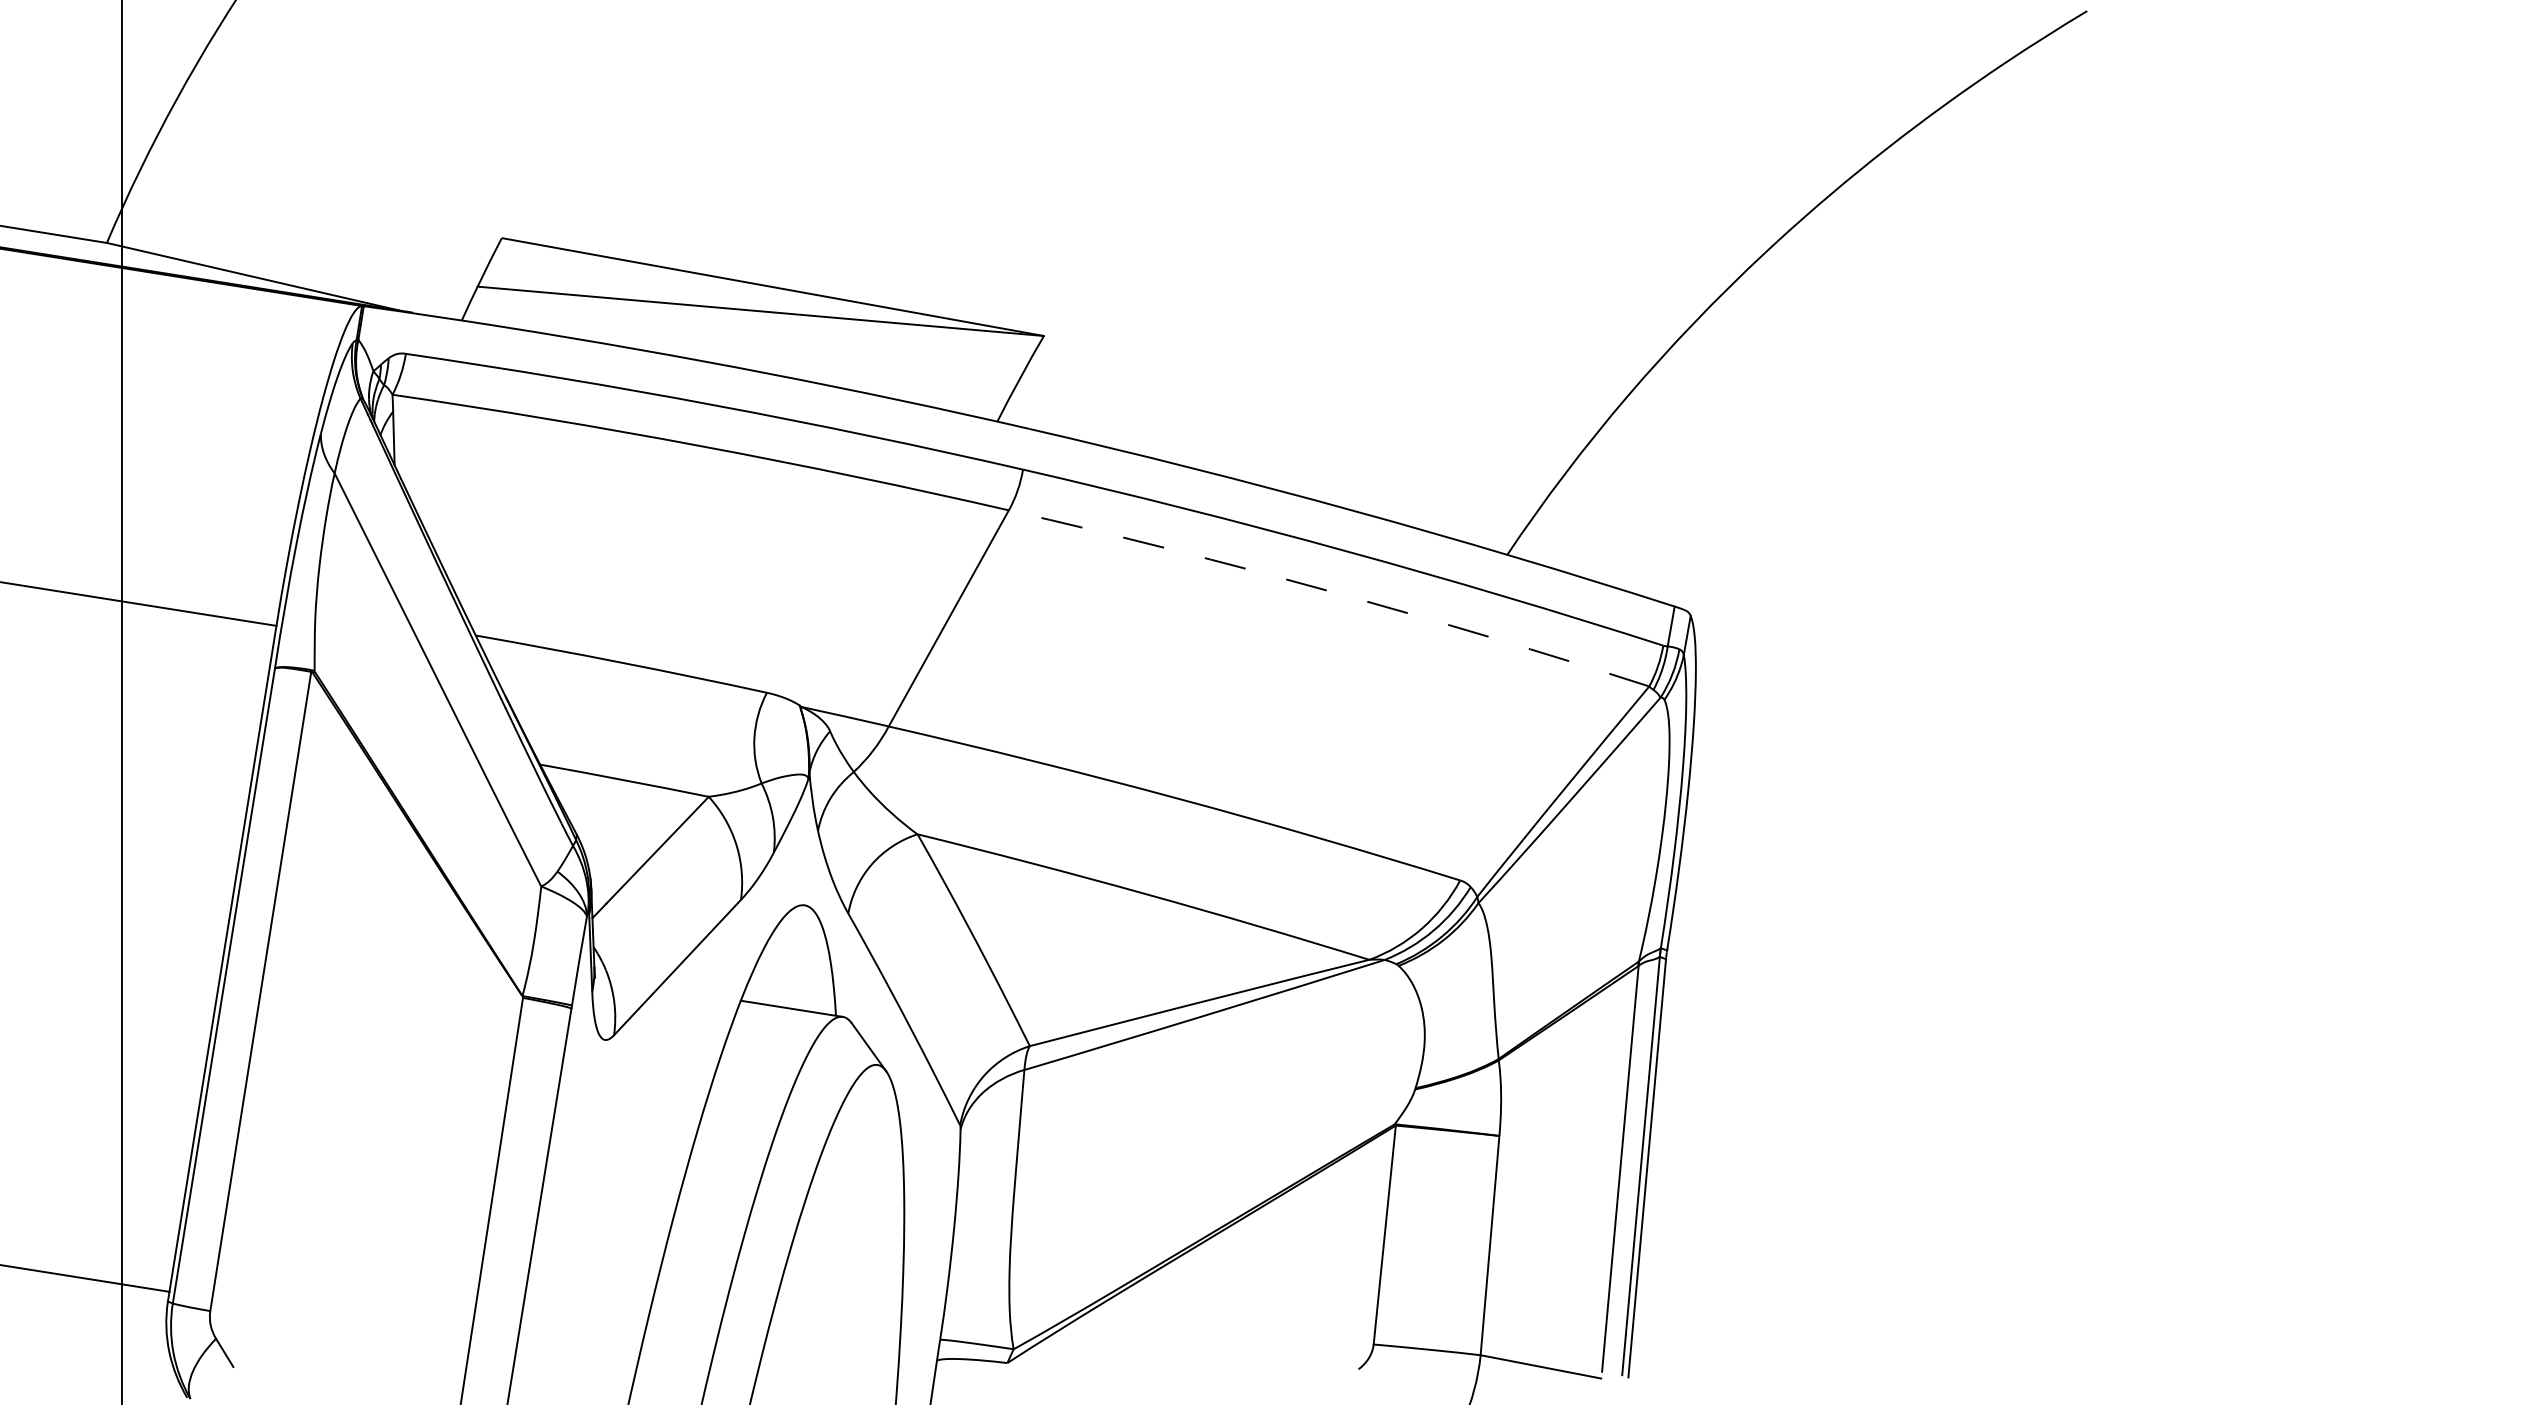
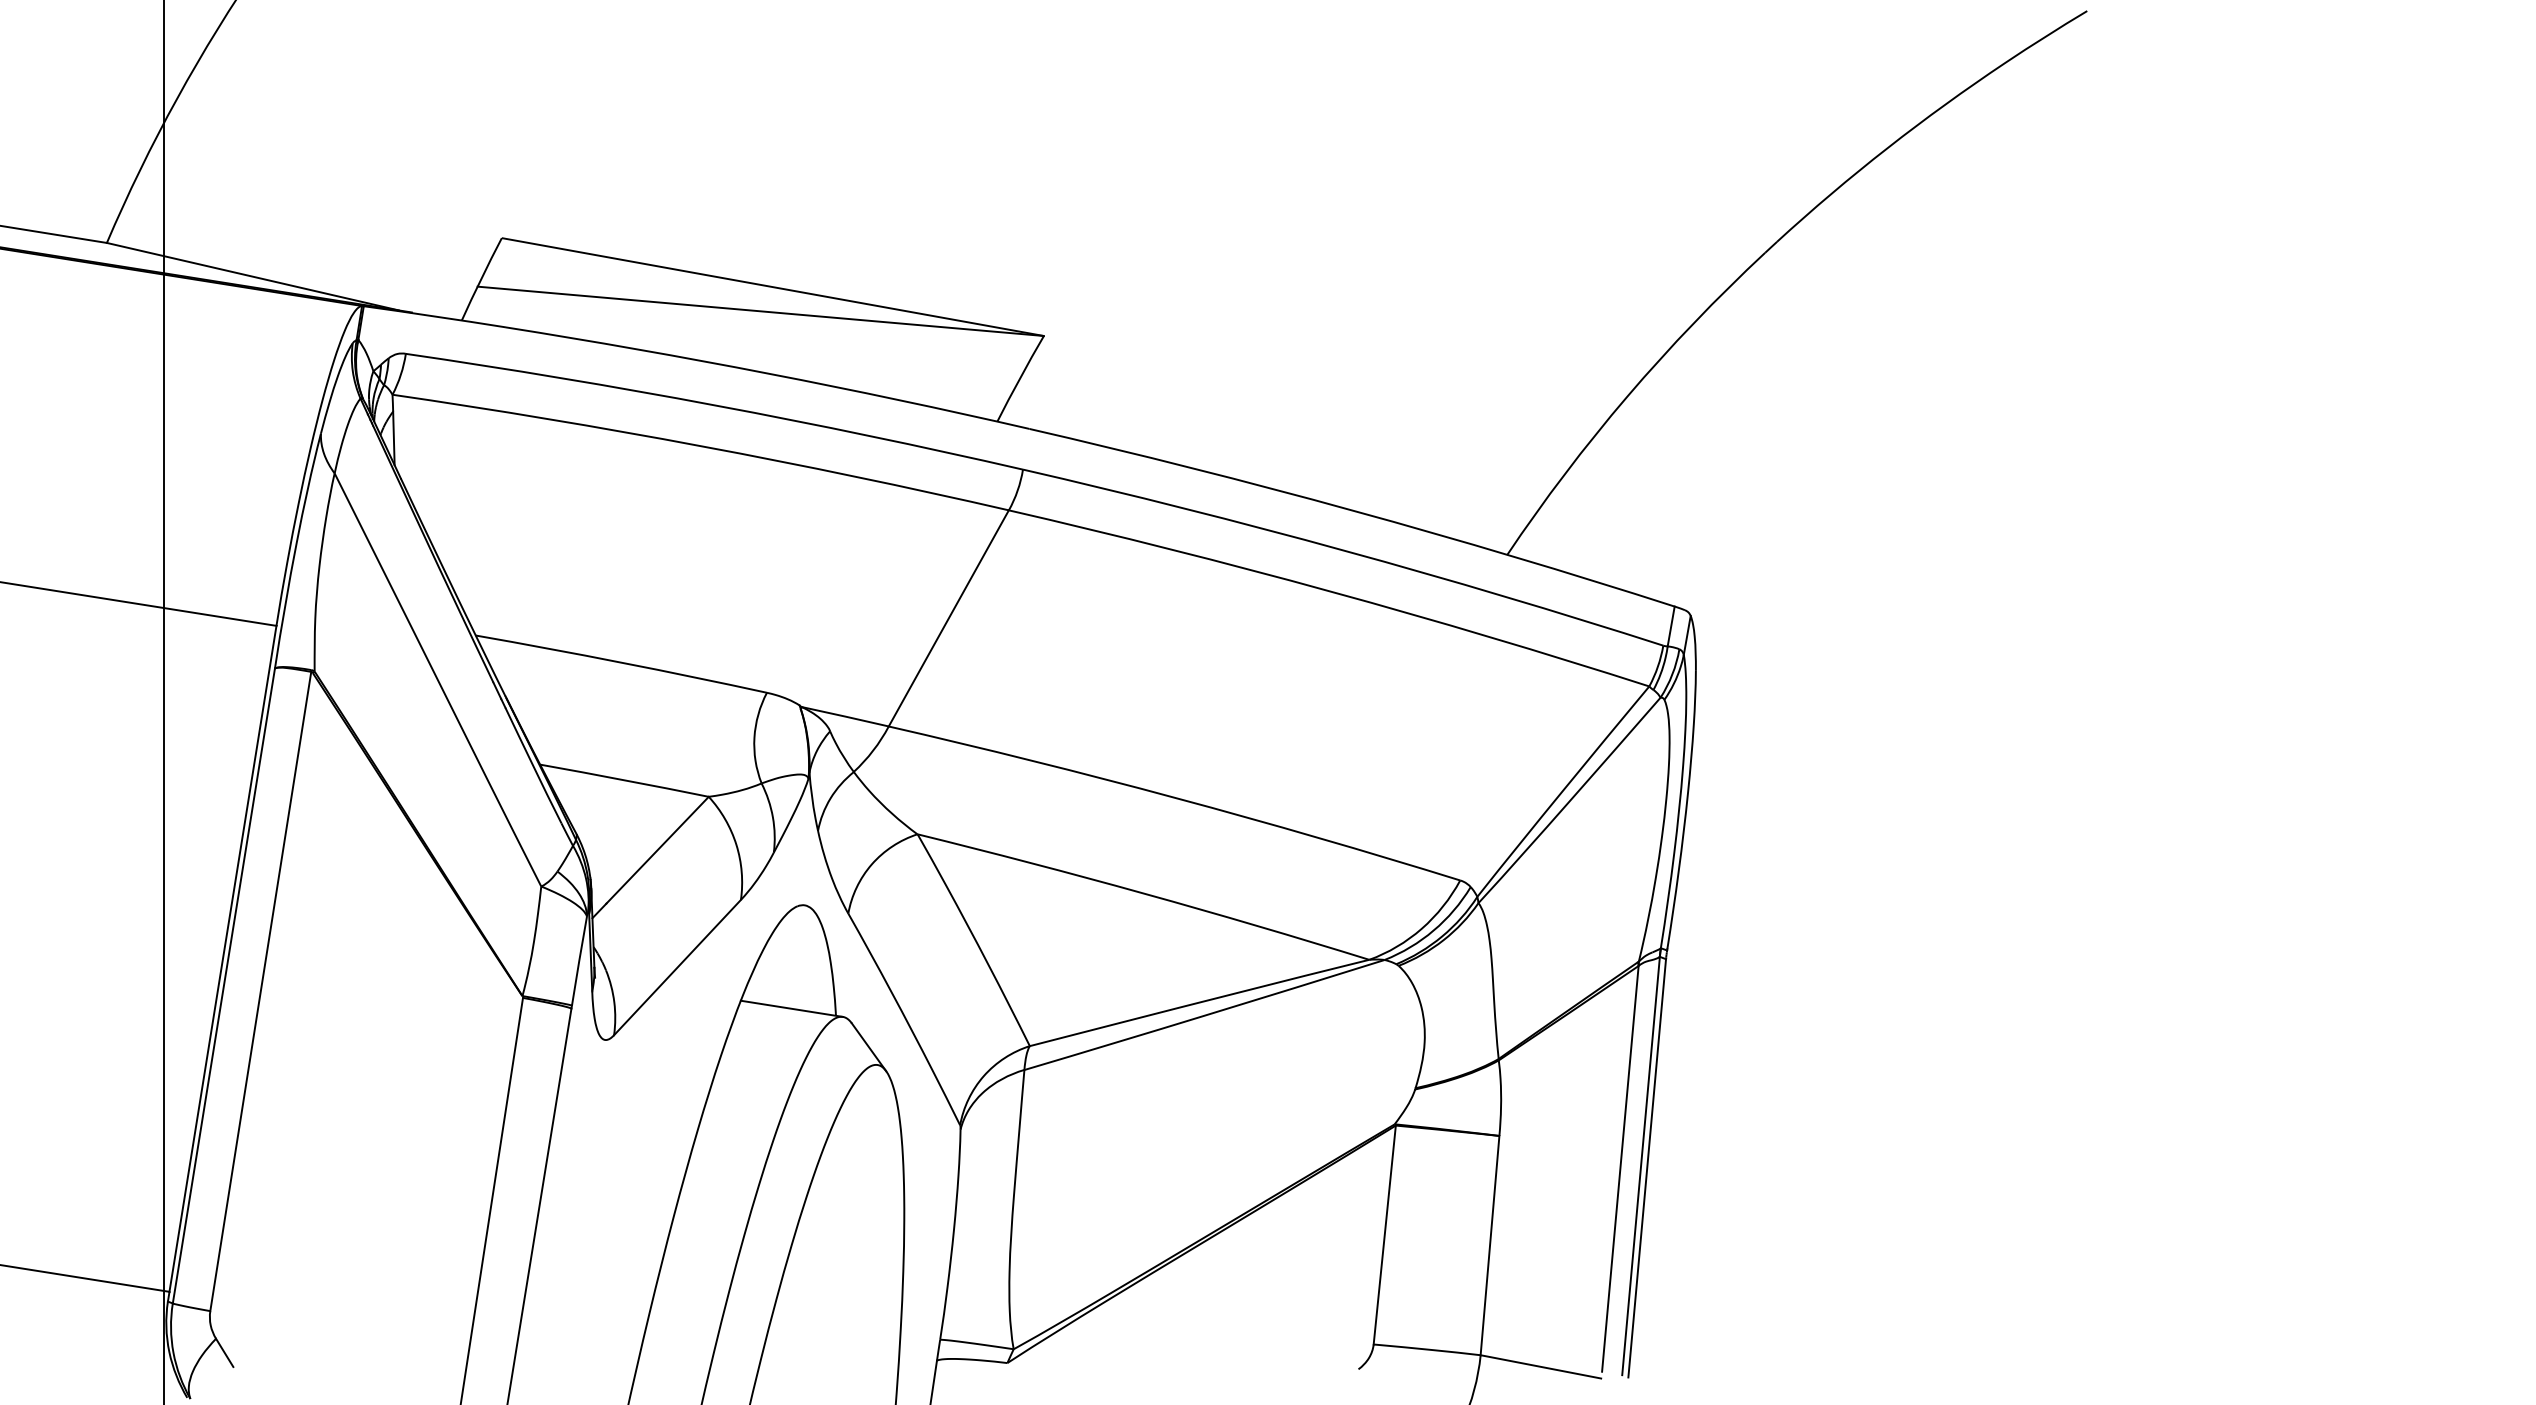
arc: dashed -> solid (1330, 591)
line position: (122, 701) -> (164, 701) (164, 701)
